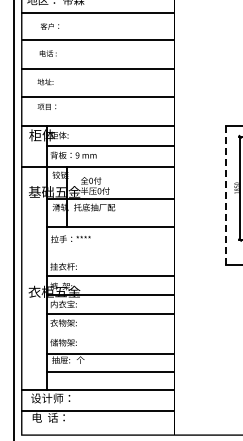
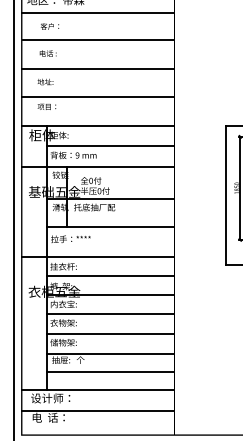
line: dashed -> solid (226, 195)
line: none -> present (97, 257)
line: none -> present (110, 334)
